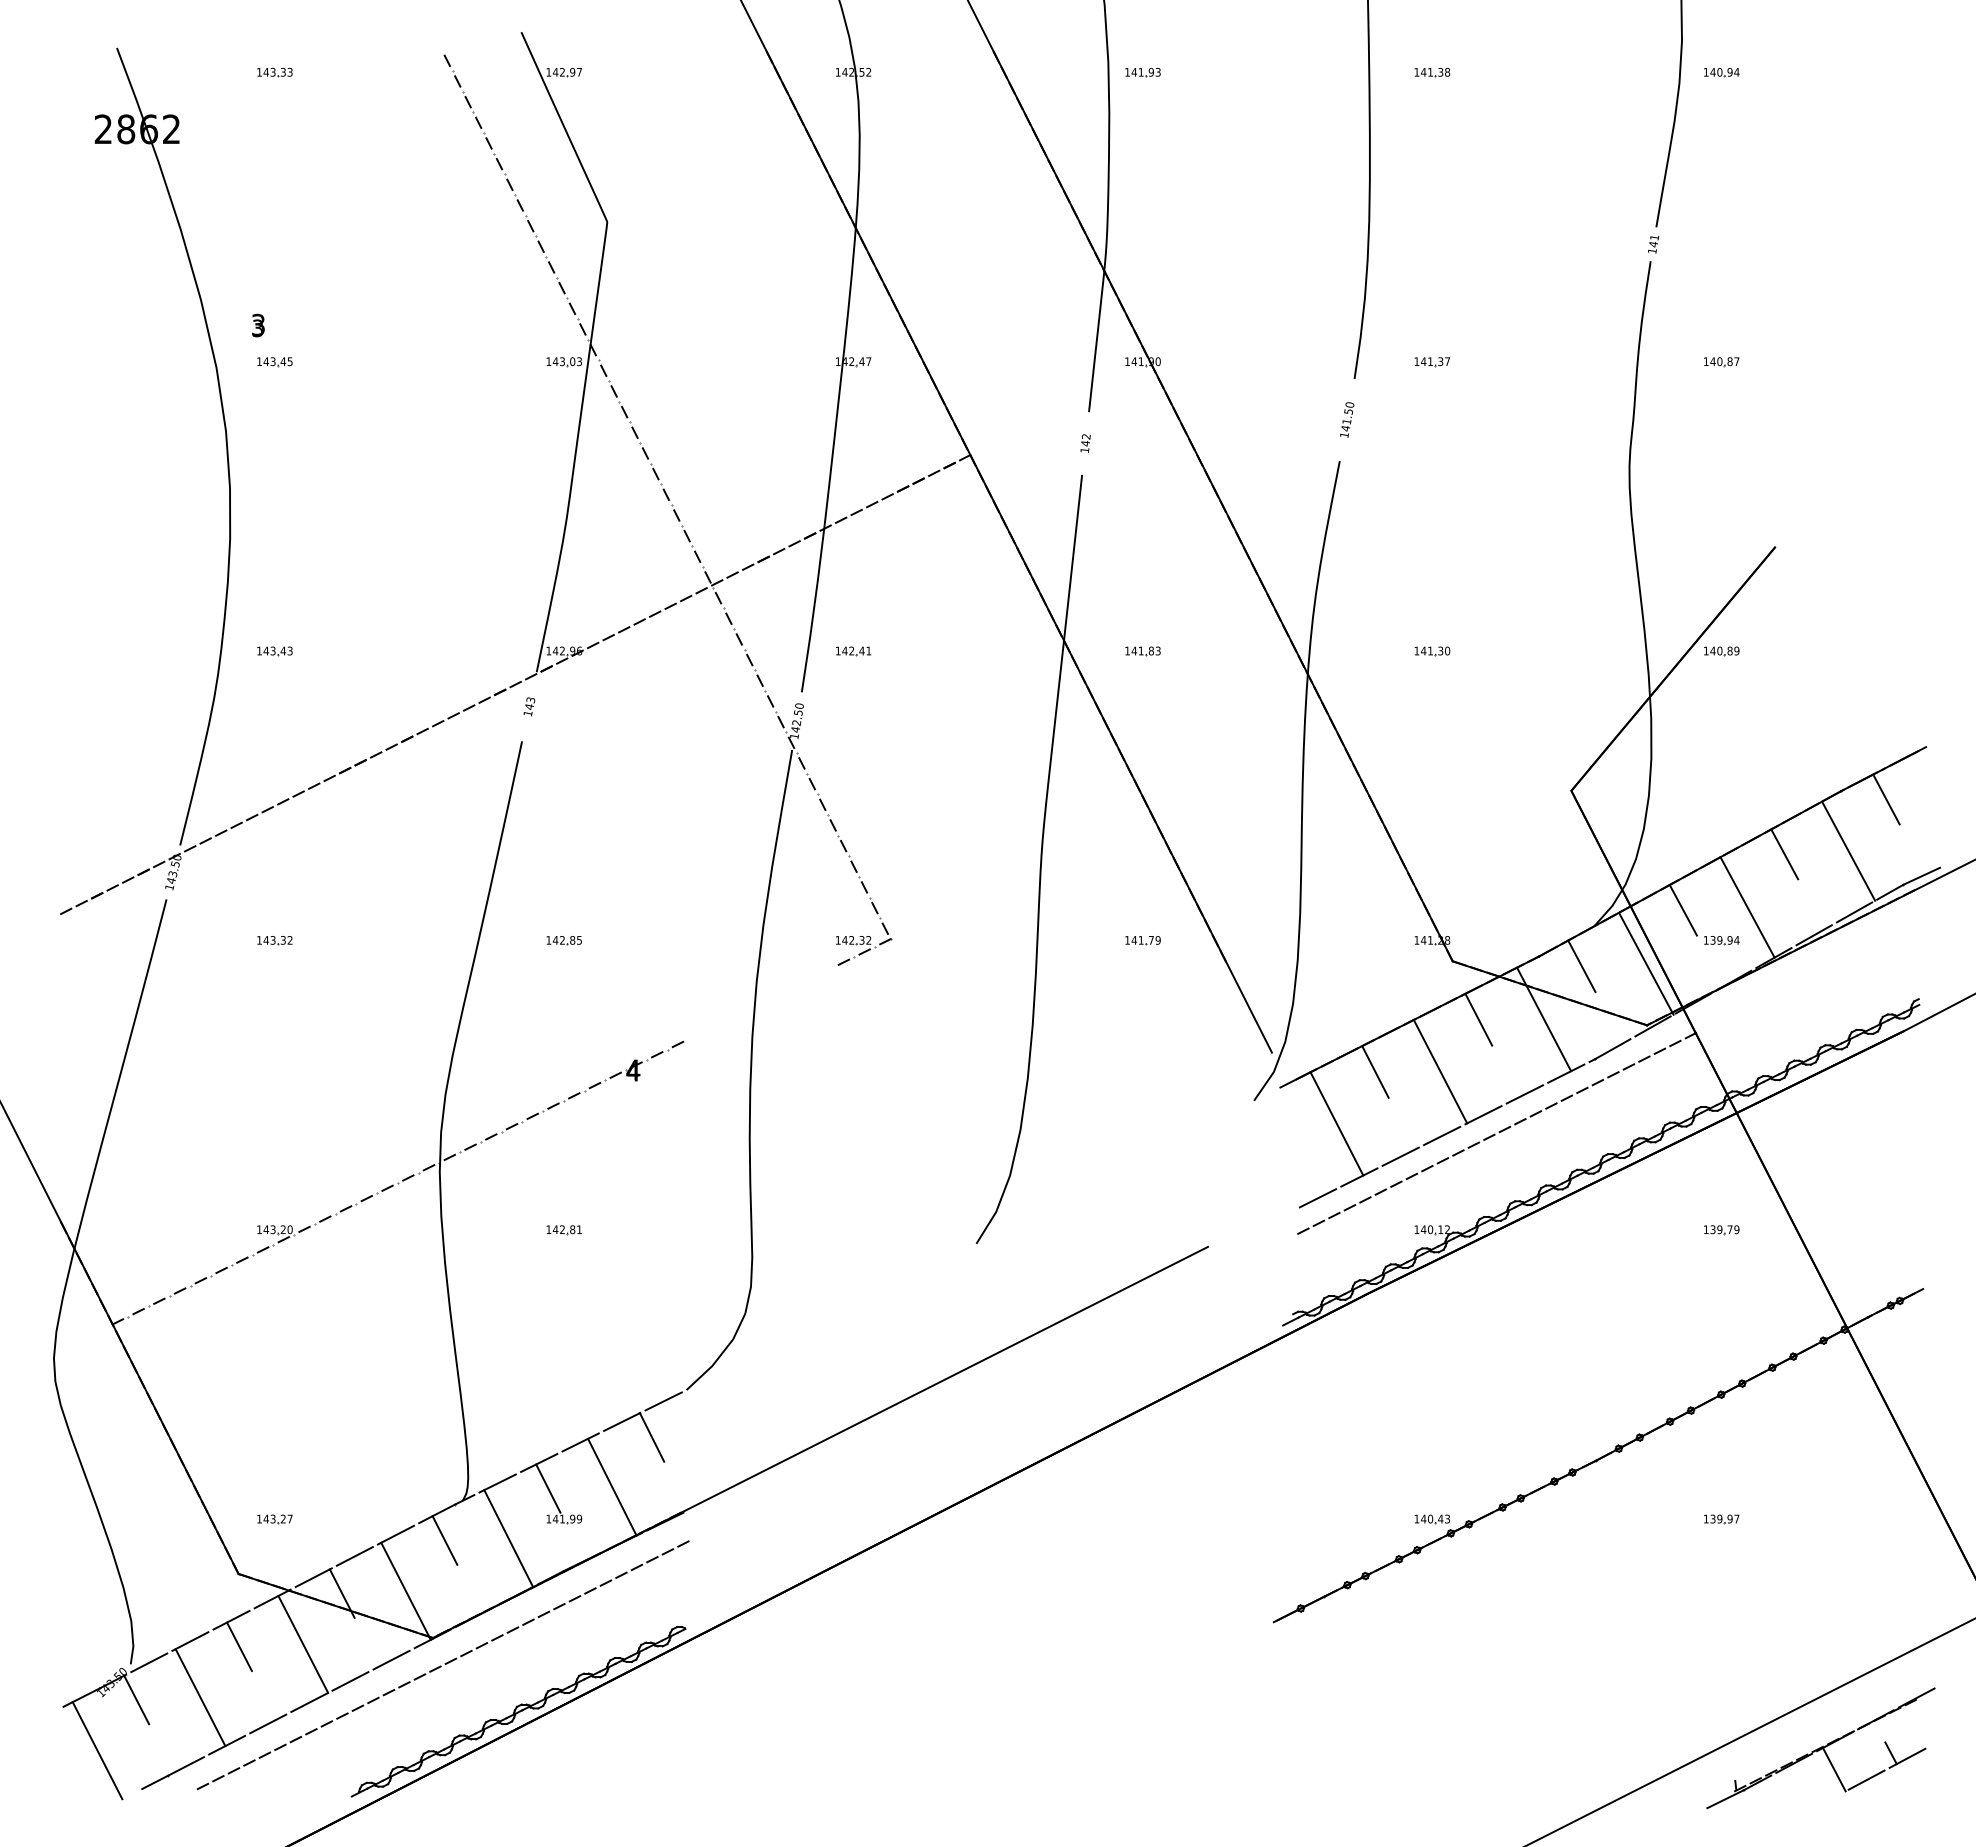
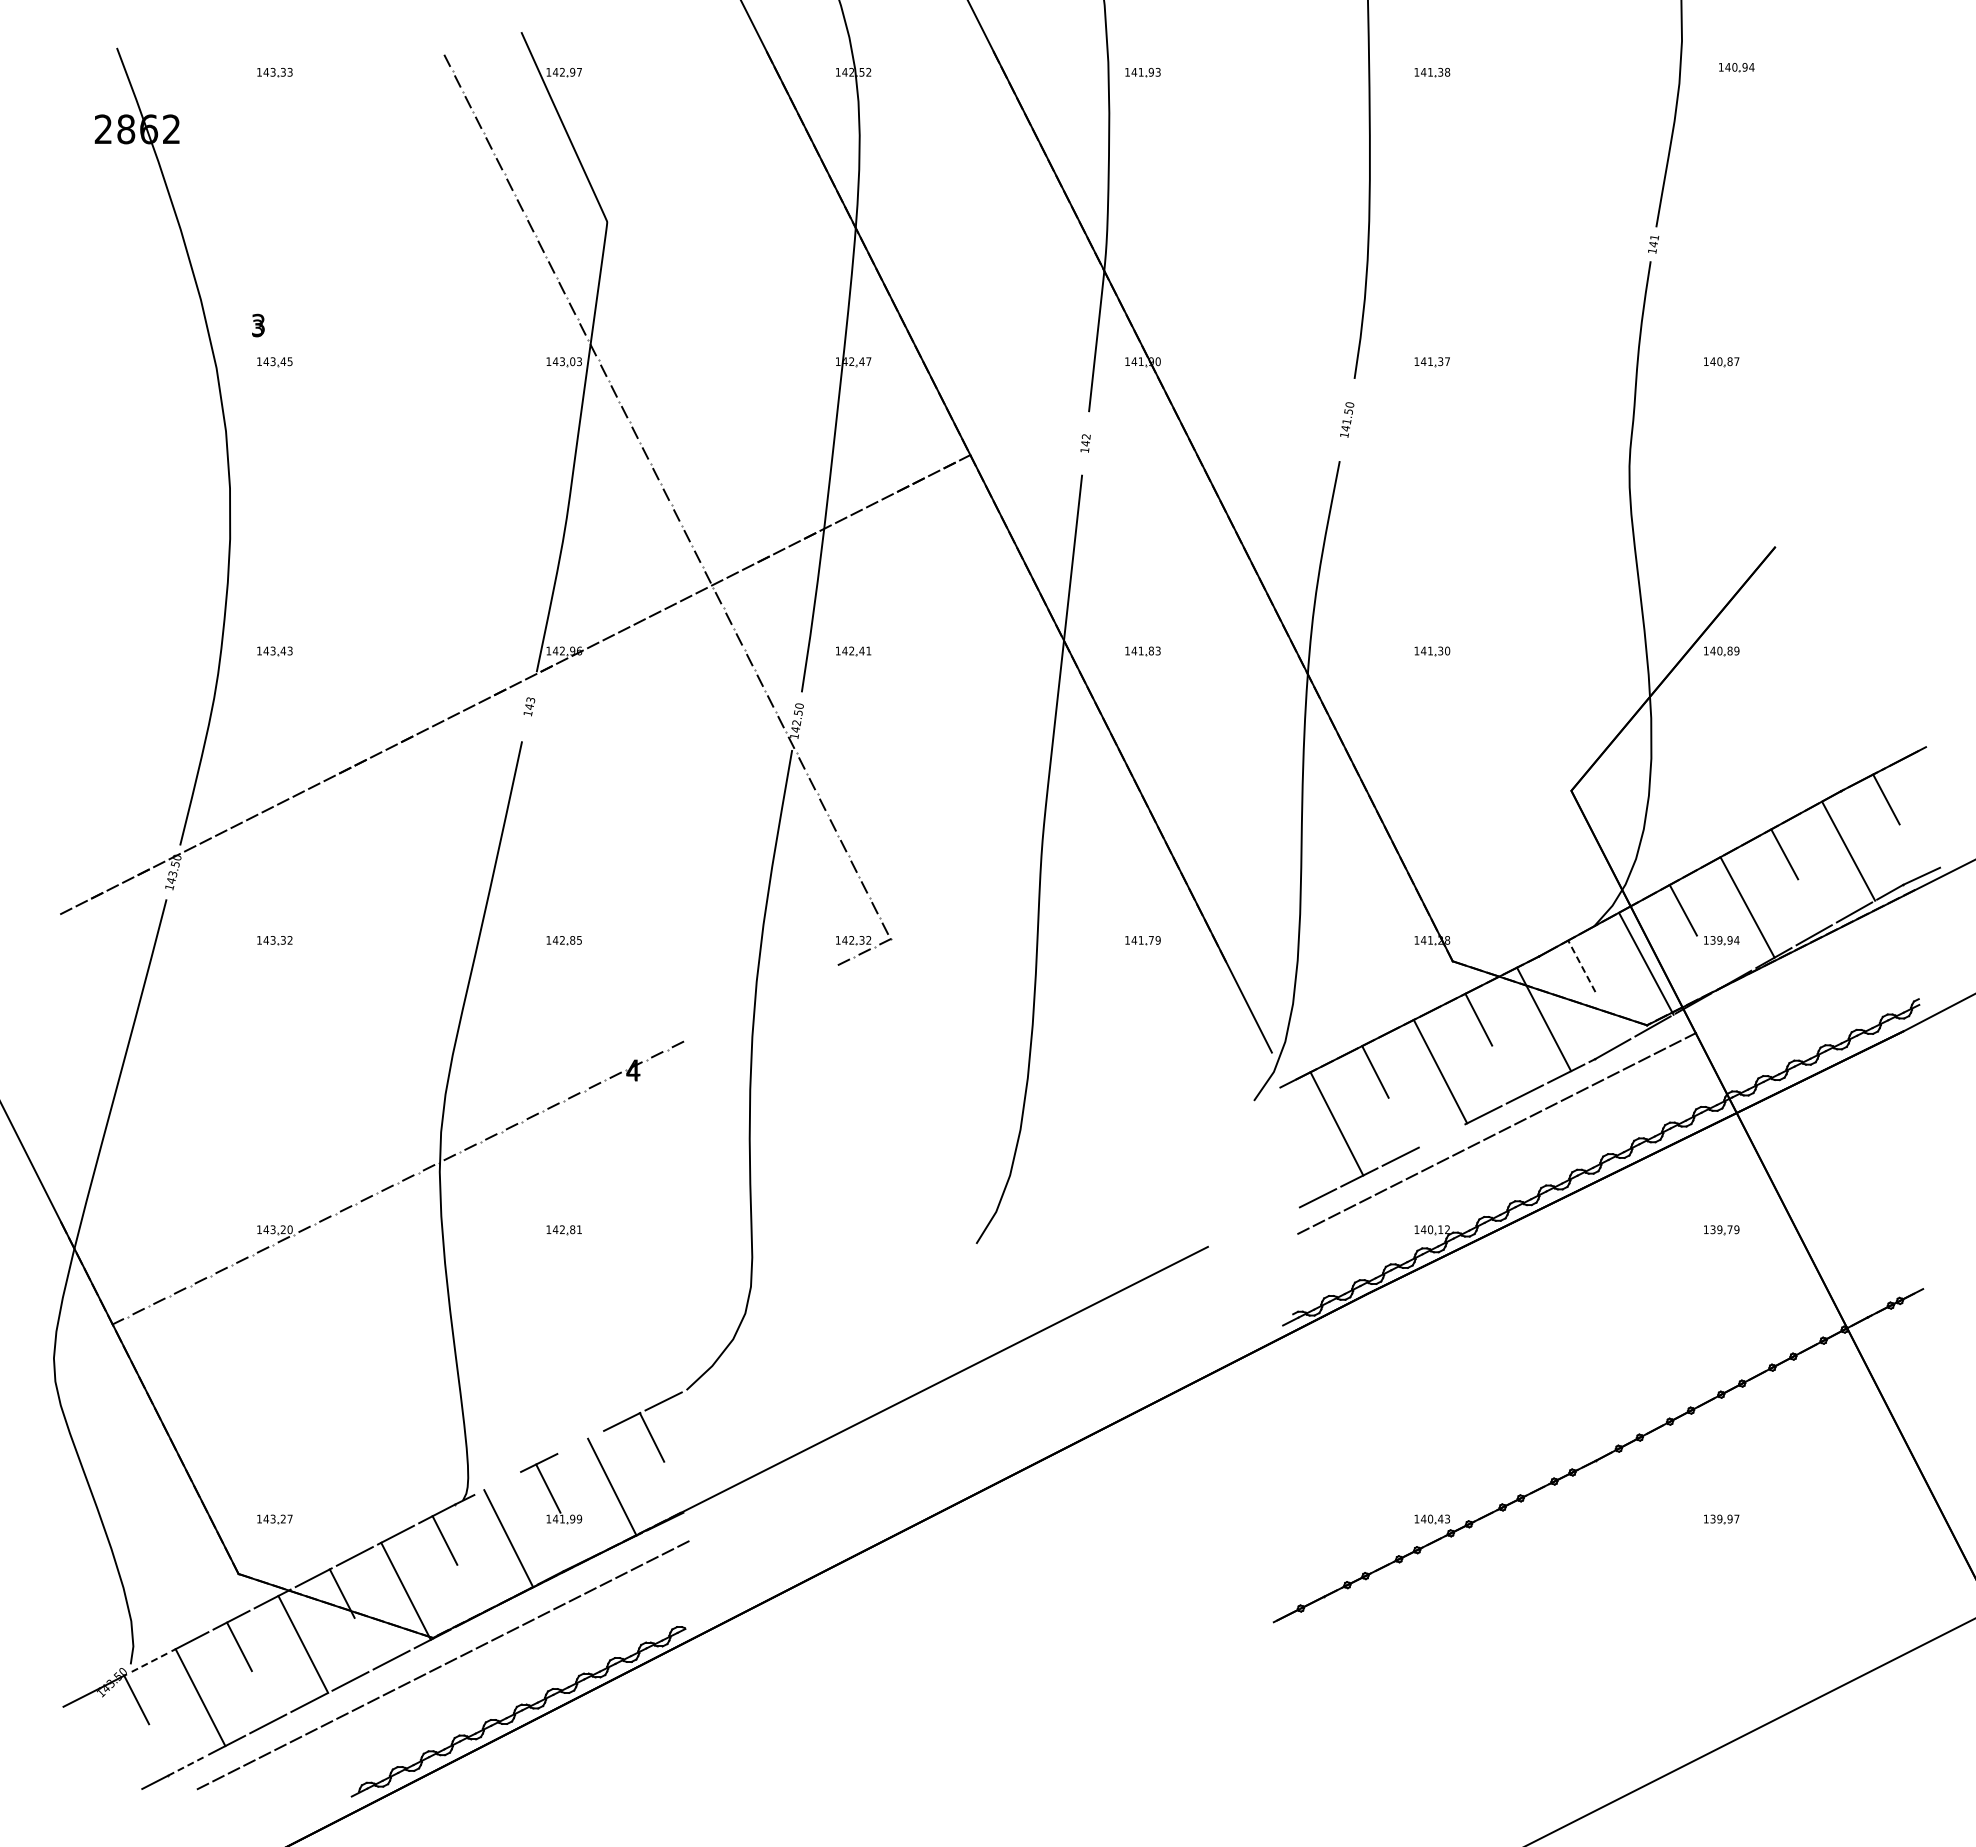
part position: (1721, 72) -> (1736, 67) (1736, 67)
line: solid -> dashed (1581, 965)
line: present -> none (1442, 1135)
line: present -> none (580, 1442)
line: present -> none (497, 1483)
line: solid -> dashed (148, 1663)
part: present -> none (1820, 1748)
line: present -> none (97, 1750)
line: solid -> dashed (186, 1766)
